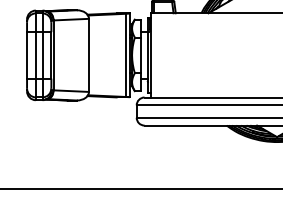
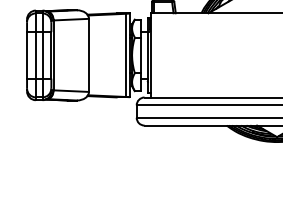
line: present -> none (140, 188)
